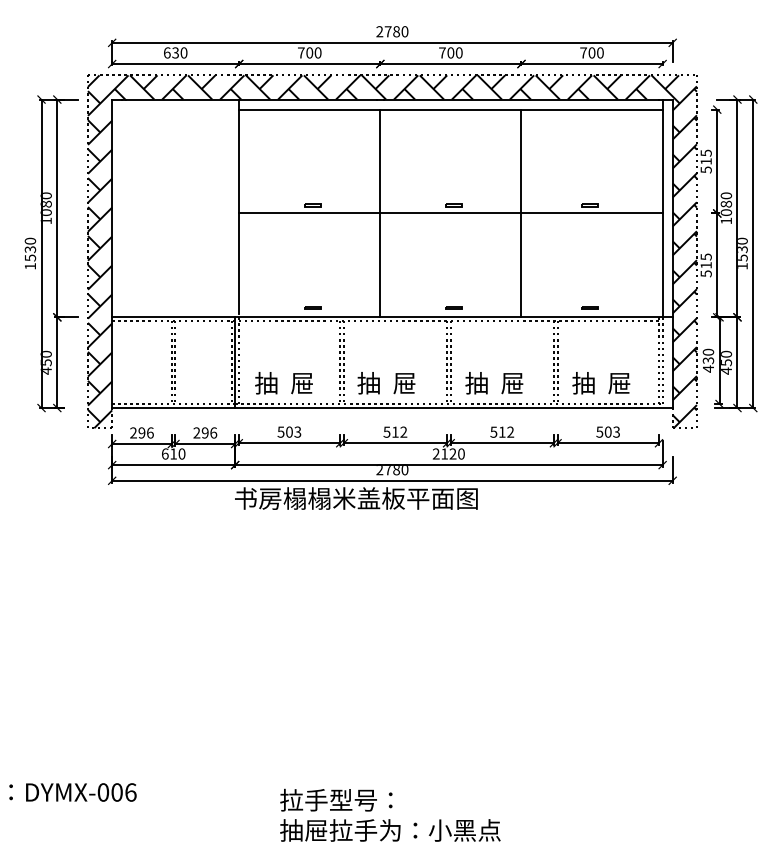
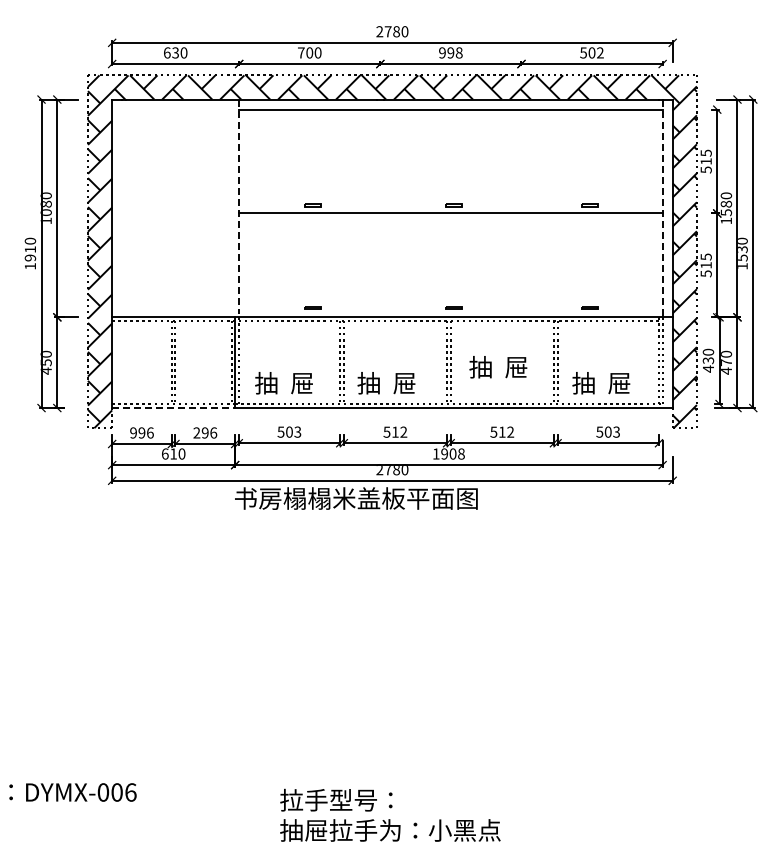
text: 700 -> 998 (450, 52)
text: 700 -> 502 (591, 52)
line: solid -> dashed (239, 207)
line: solid -> dashed (662, 208)
text: 1080 -> 1580 (725, 212)
line: present -> none (380, 213)
line: present -> none (521, 213)
text: 1530 -> 1910 (30, 253)
text: 450 -> 470 (726, 362)
text position: (494, 383) -> (498, 367) (498, 367)
line: solid -> dashed (174, 408)
text: 296 -> 996 (133, 433)
text: 2120 -> 1908 (448, 453)
